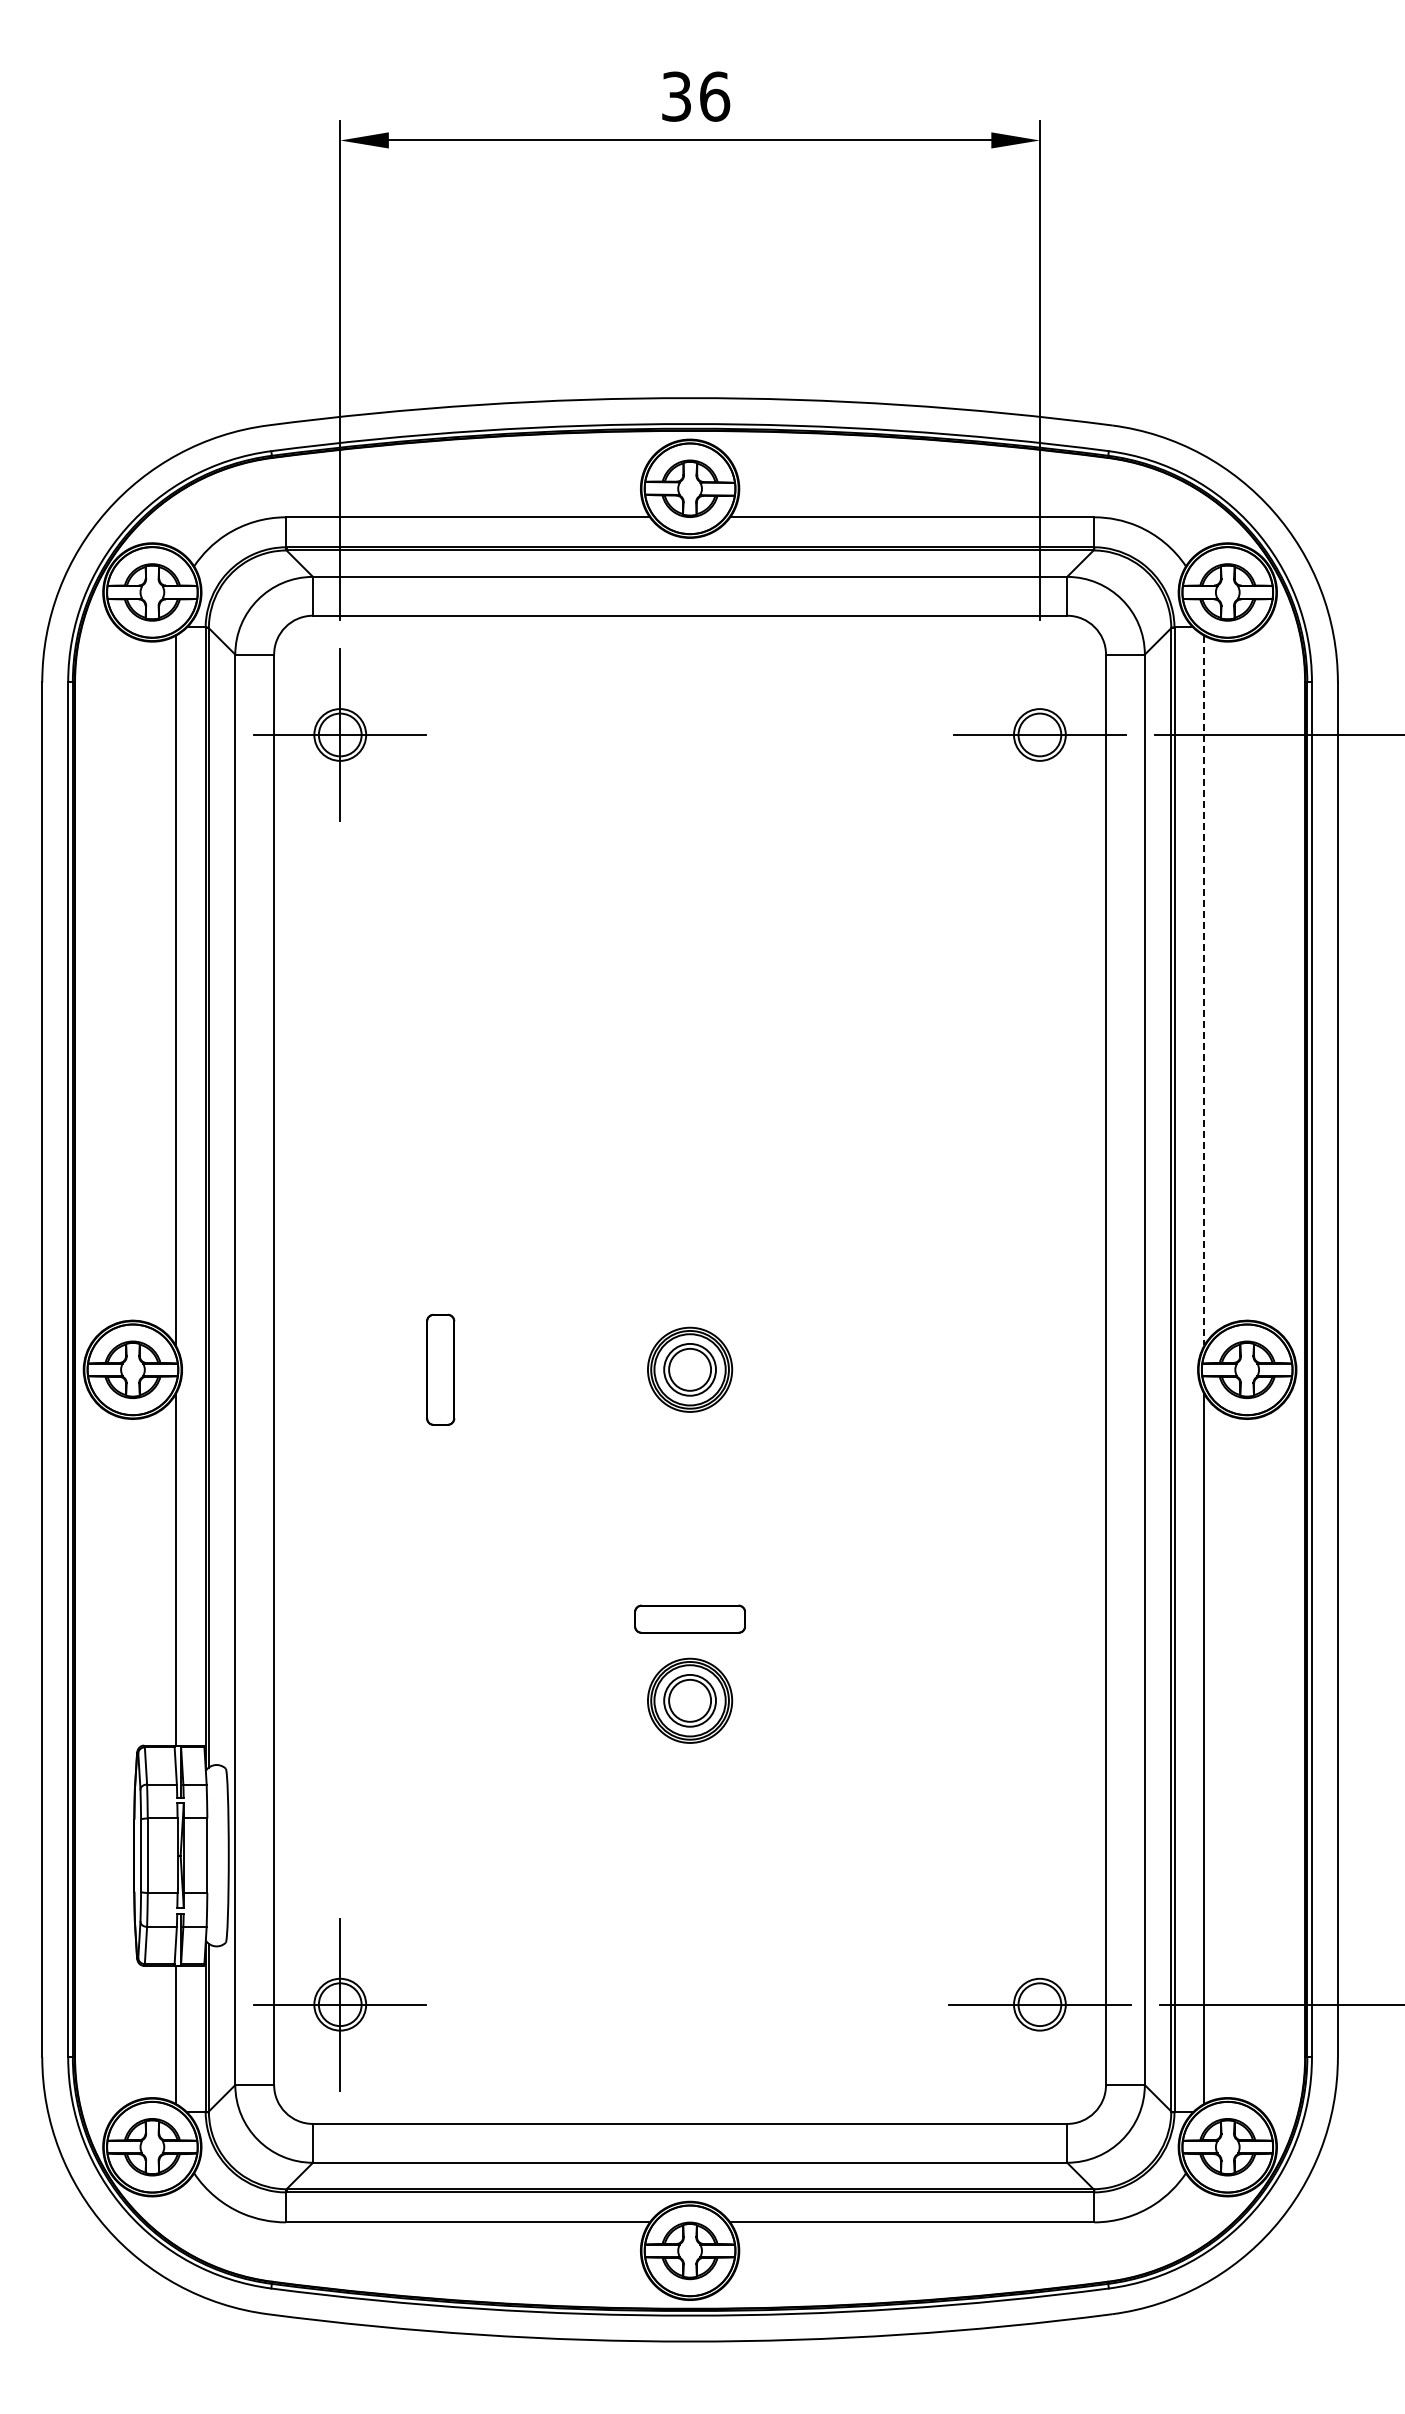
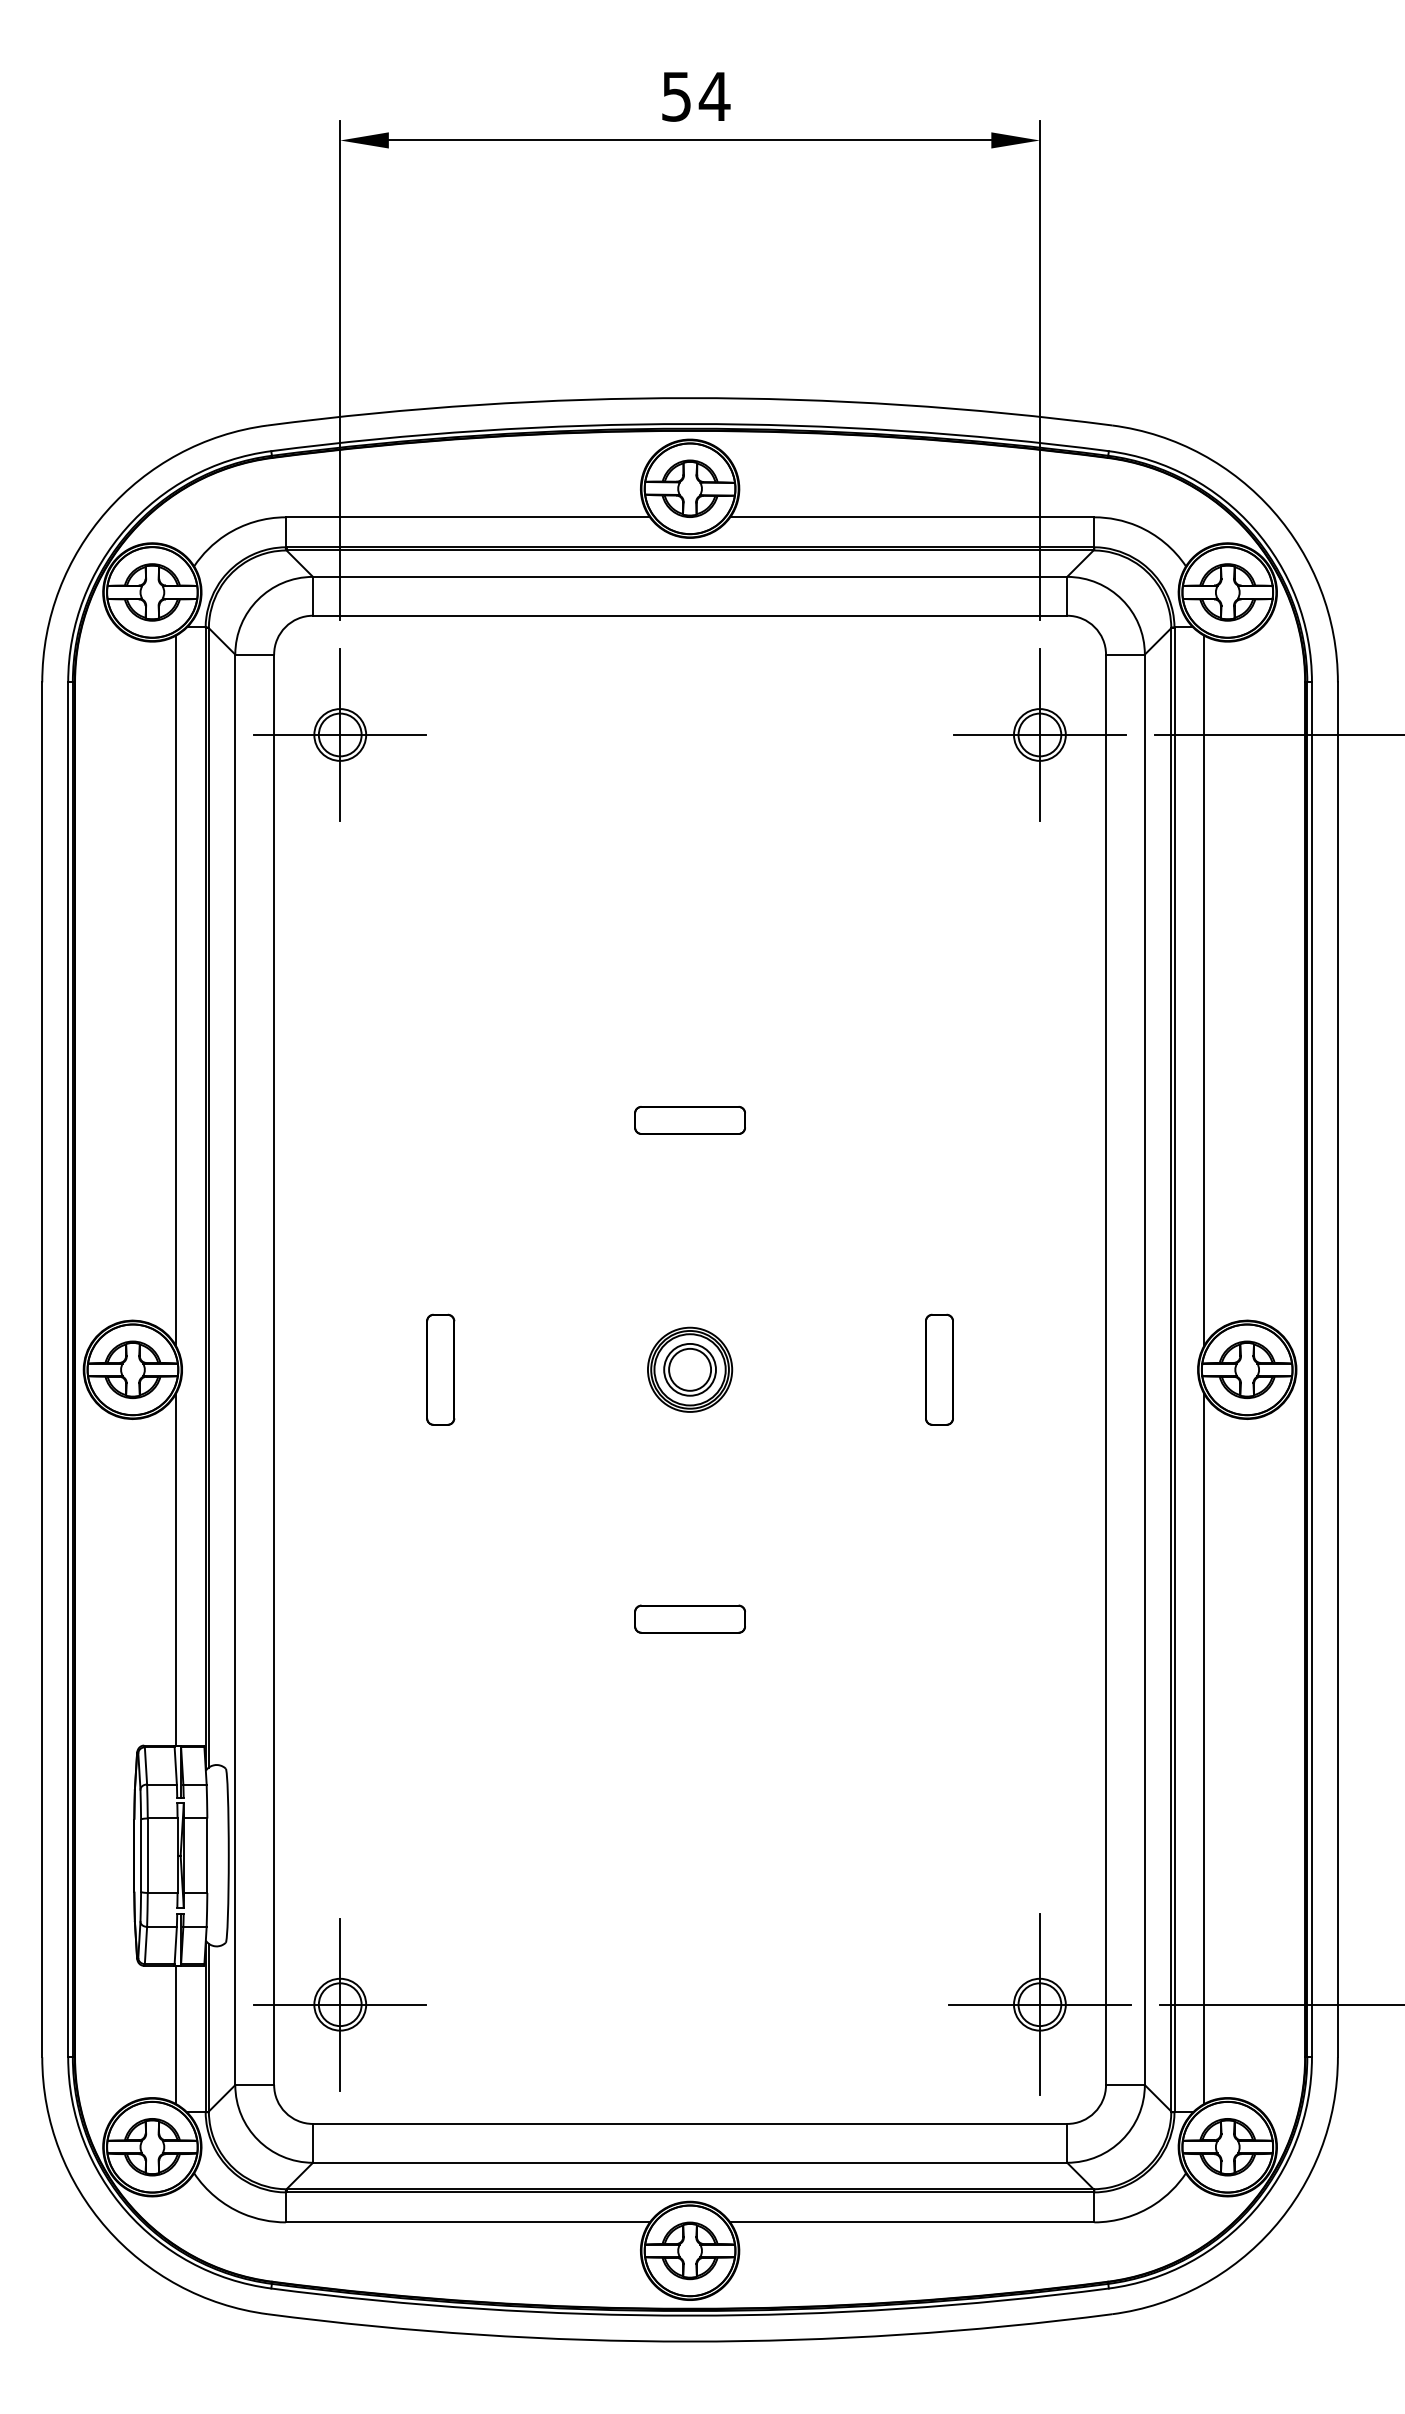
text: 36 -> 54 (696, 96)
line: none -> present (1039, 734)
line: dashed -> solid (1204, 990)
part: none -> present (689, 1120)
part: none -> present (939, 1369)
part: present -> none (690, 1700)
line: none -> present (1039, 2004)
